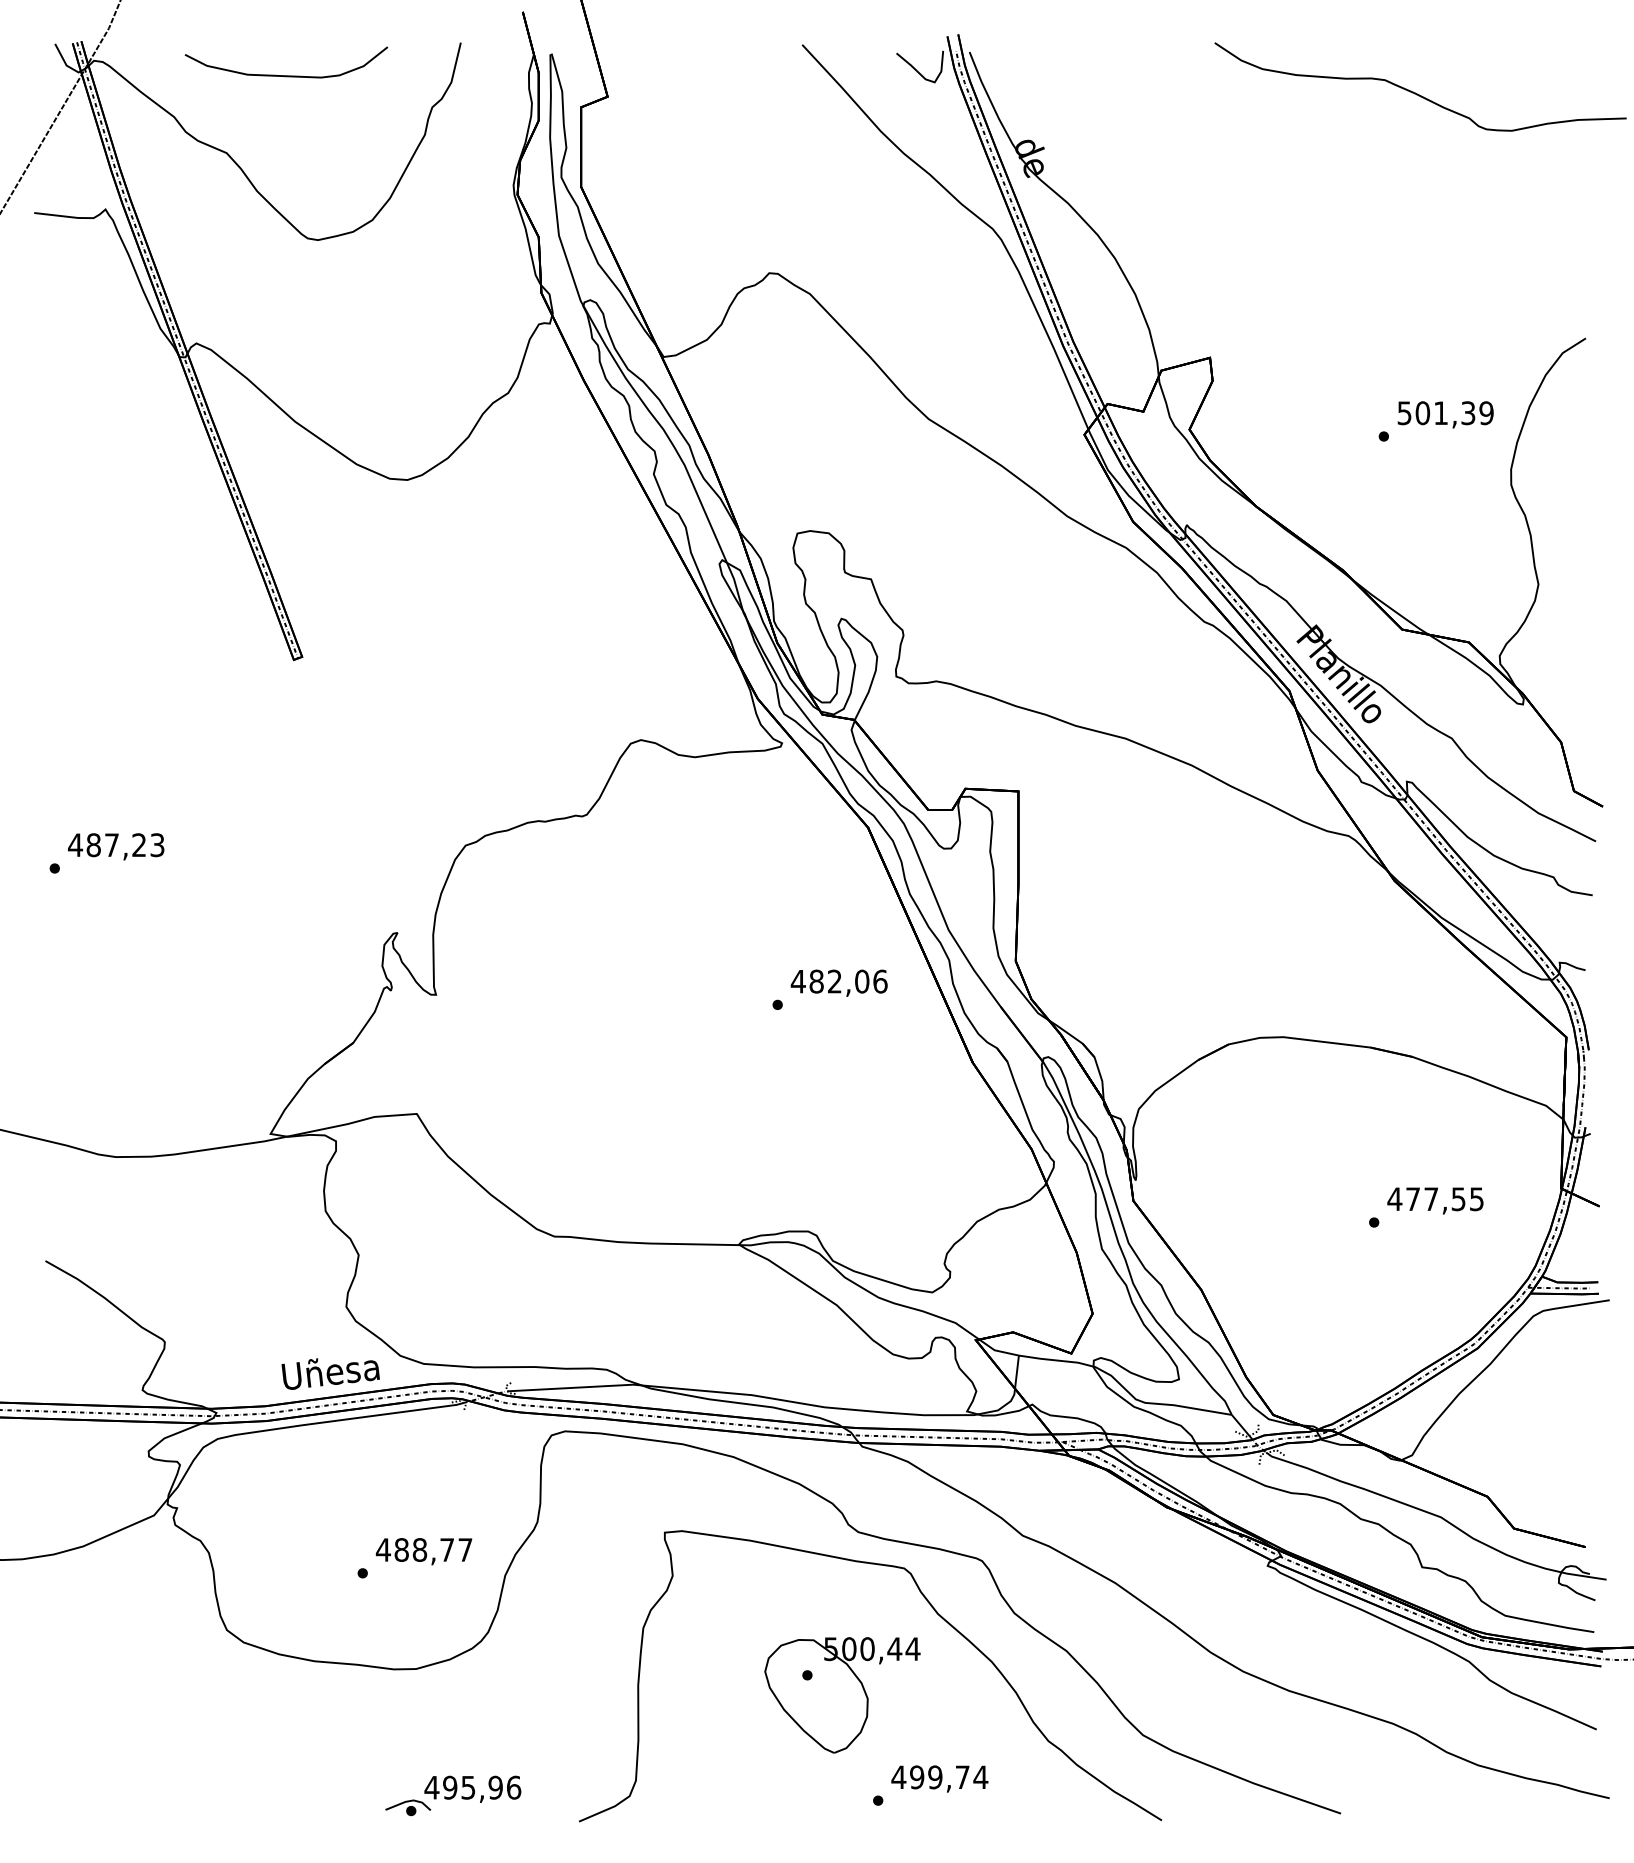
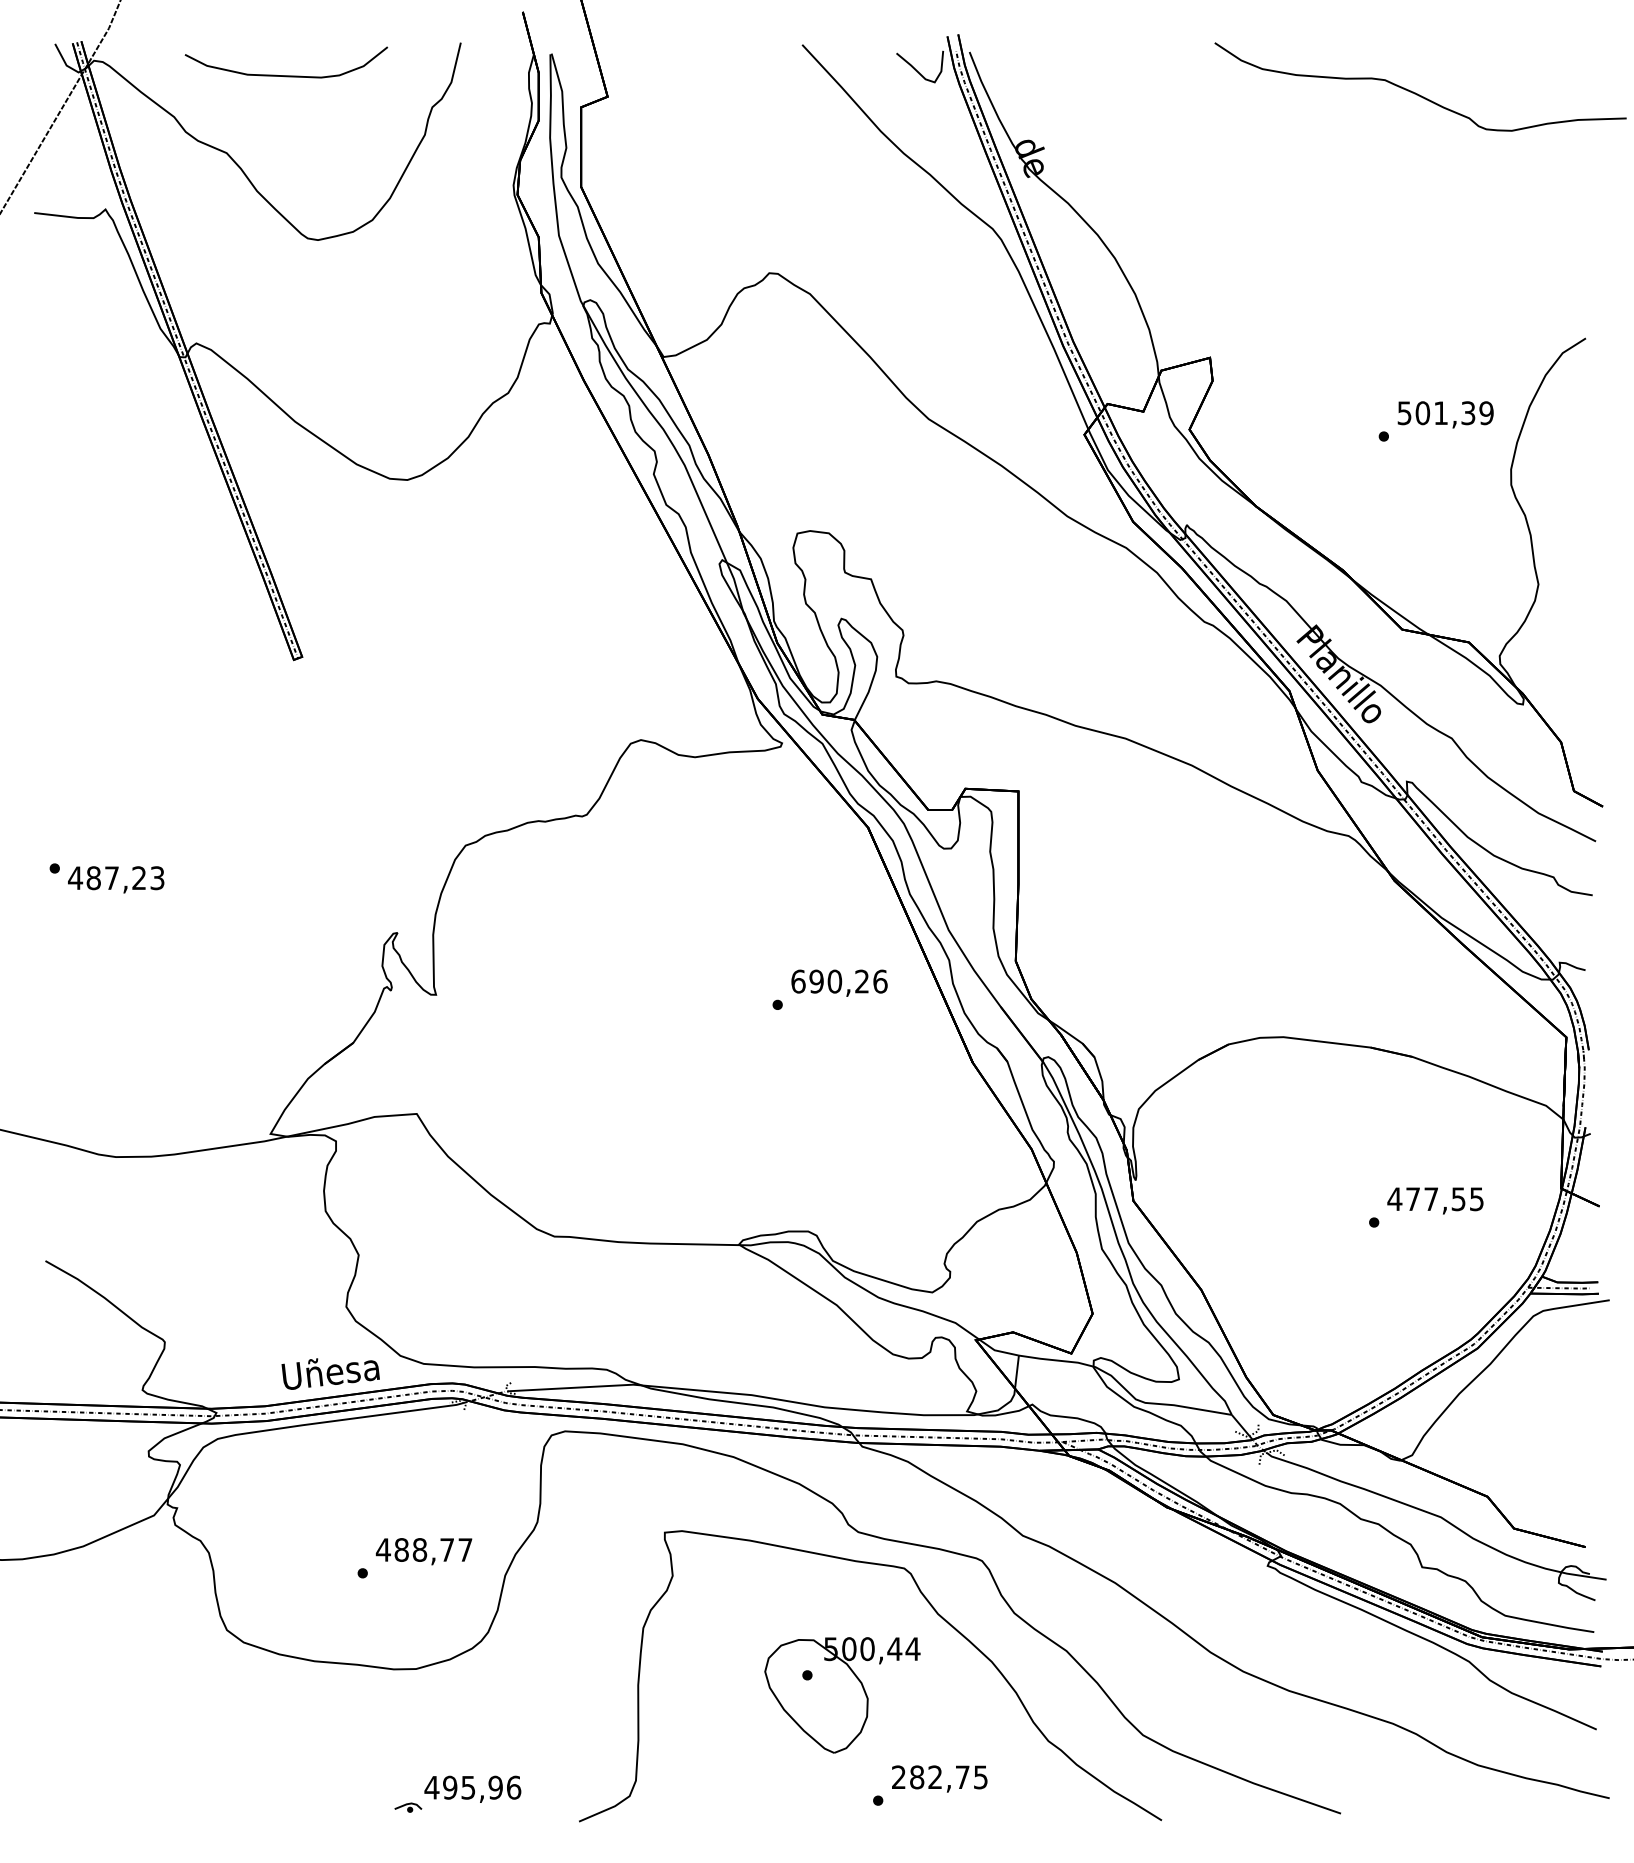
text position: (116, 846) -> (116, 879) (116, 879)
text: 482,06 -> 690,26 (829, 981)
text: 499,74 -> 282,75 (939, 1777)
part size: 47x18 px -> 29x11 px (408, 1807)
